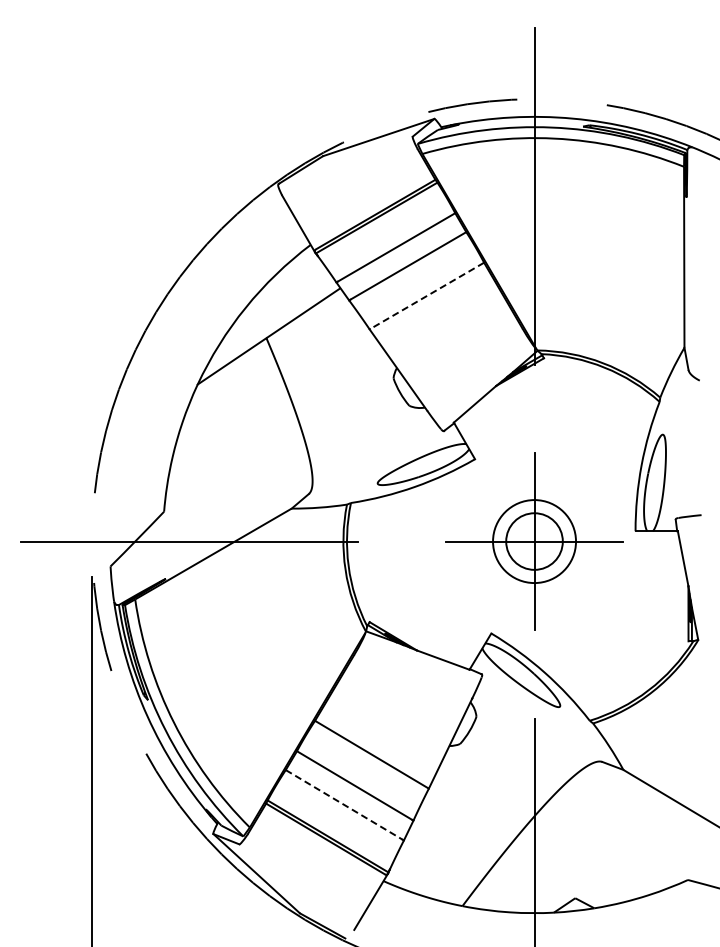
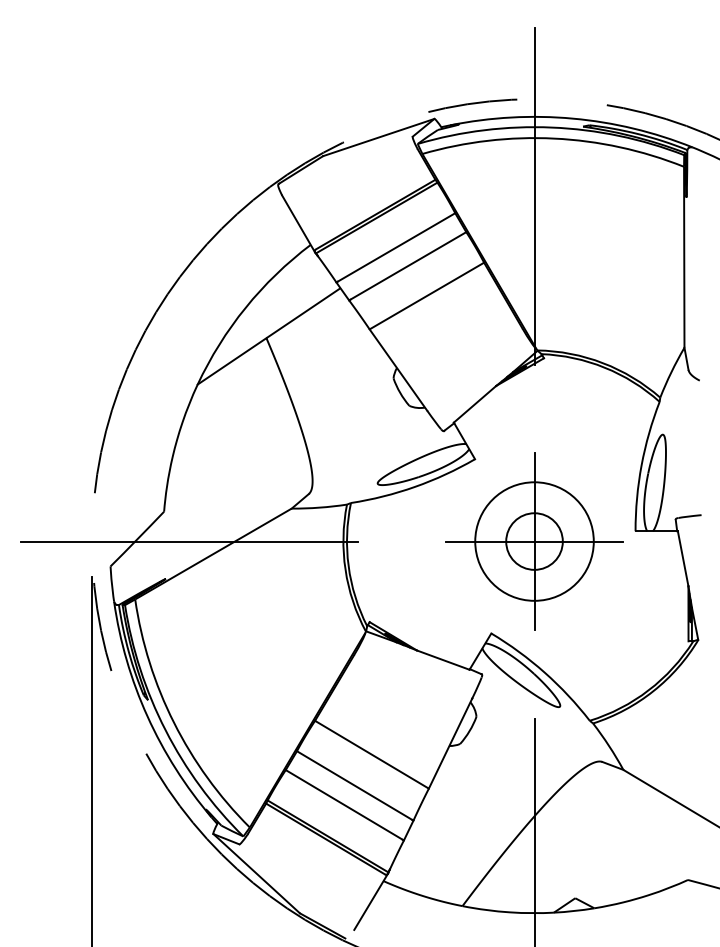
line: dashed -> solid (427, 295)
circle diameter: 83 px -> 119 px (534, 541)
line: dashed -> solid (344, 805)
